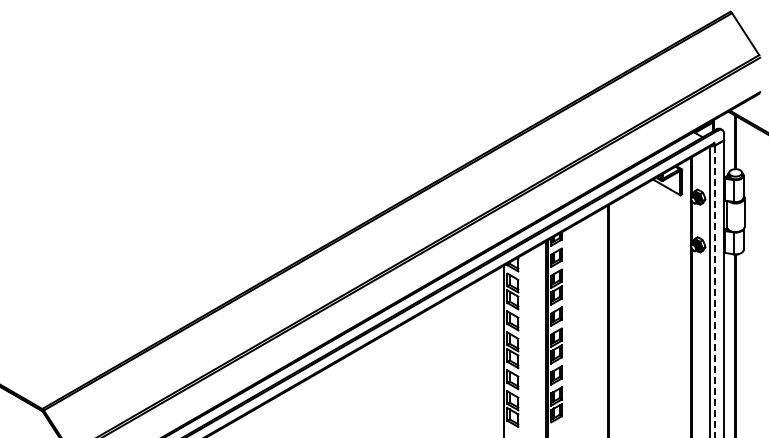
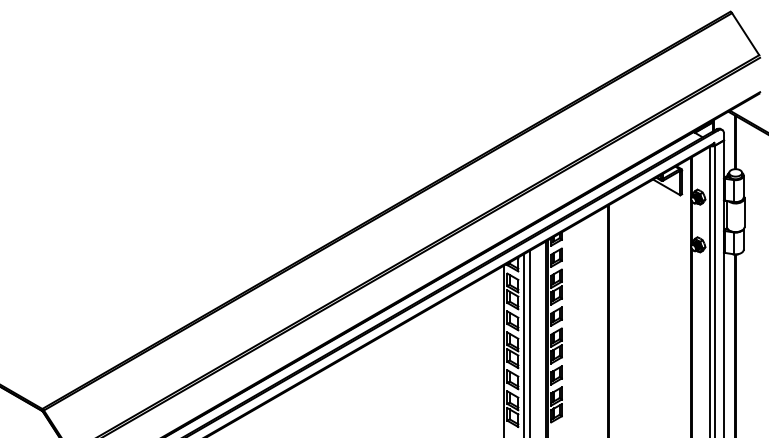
line: dashed -> solid (714, 291)
line: none -> present (530, 342)
line: none -> present (524, 343)
